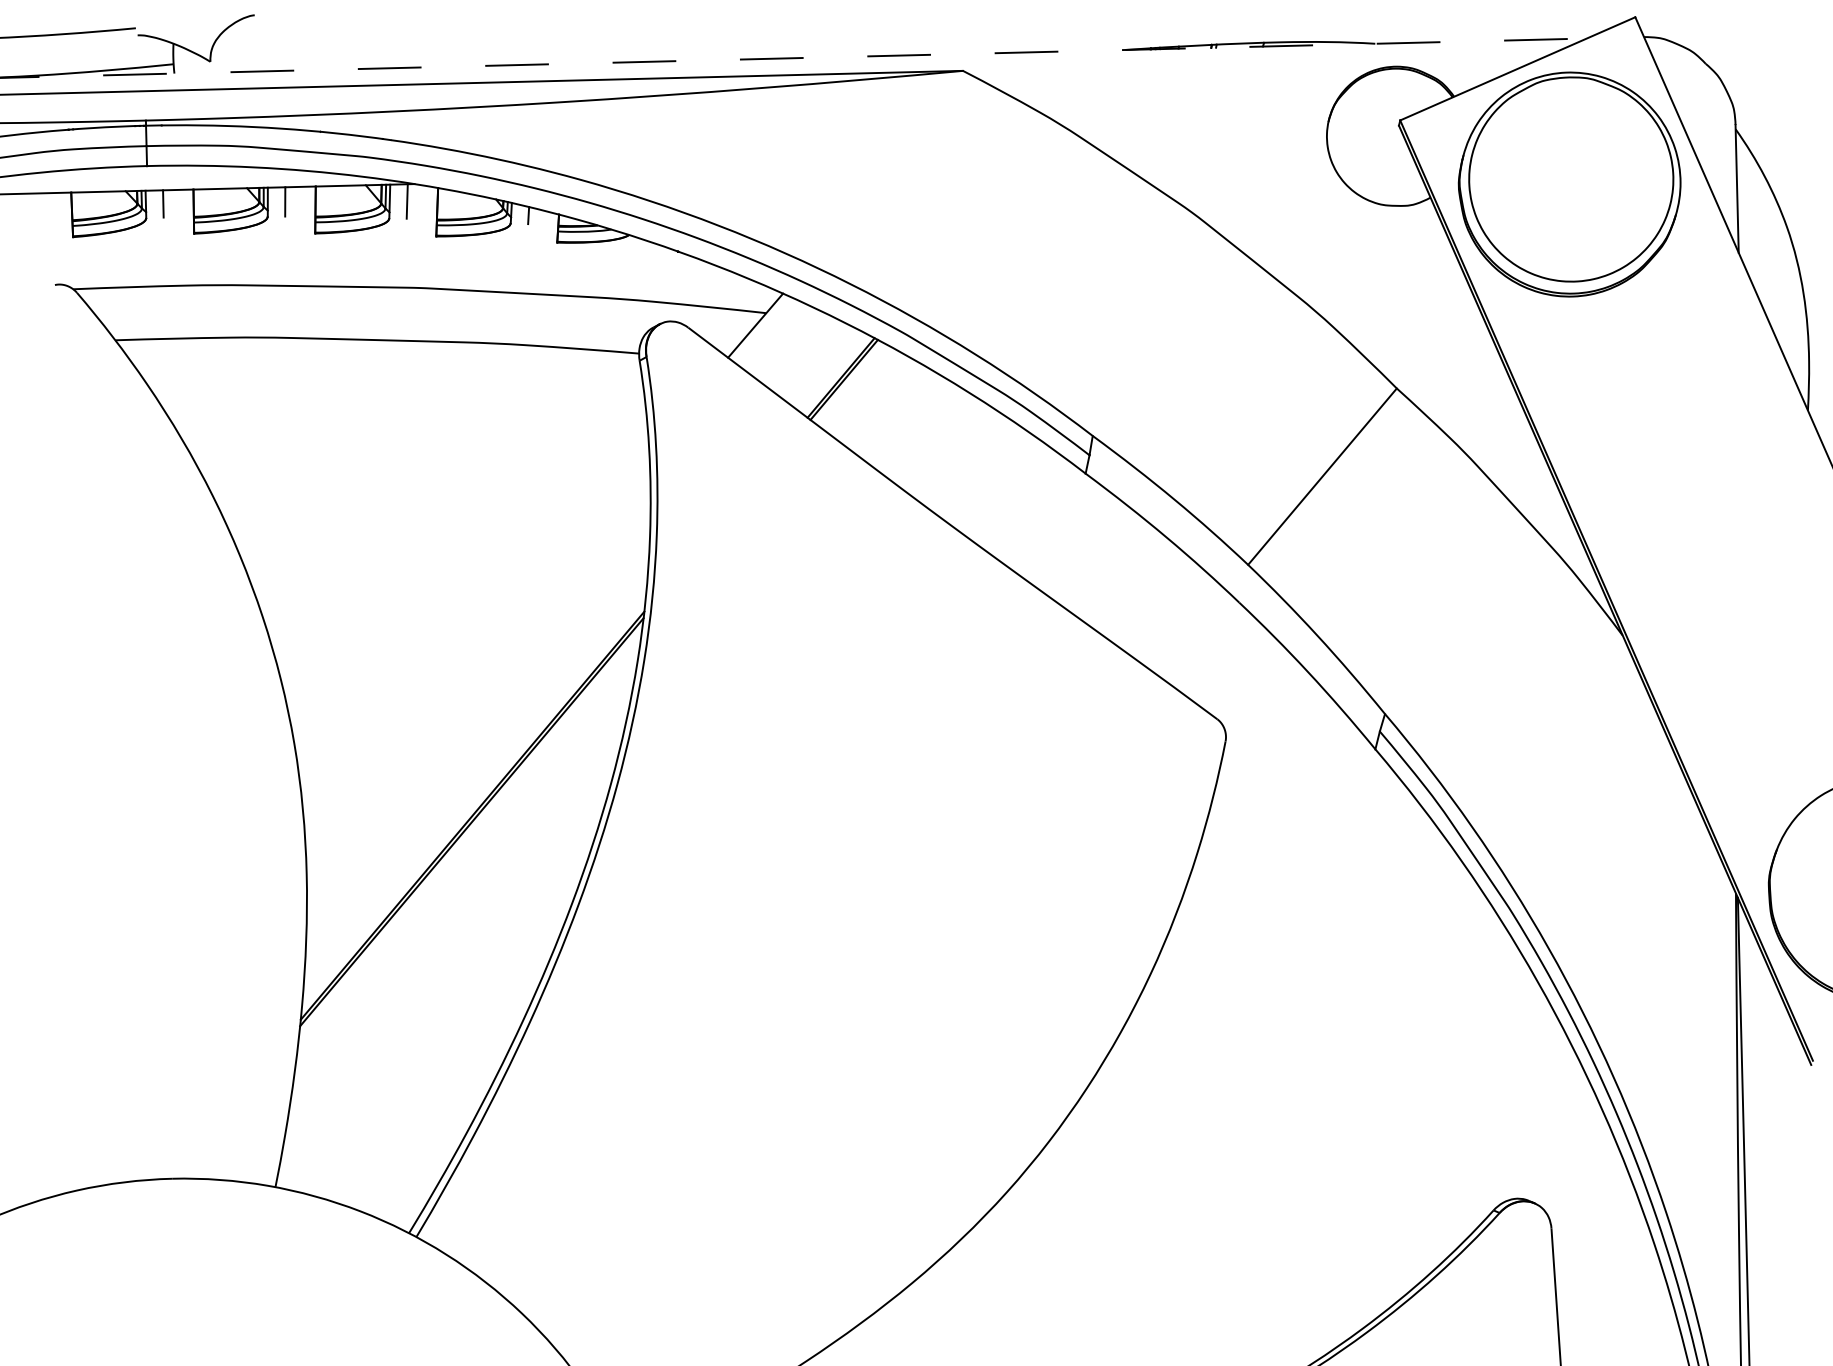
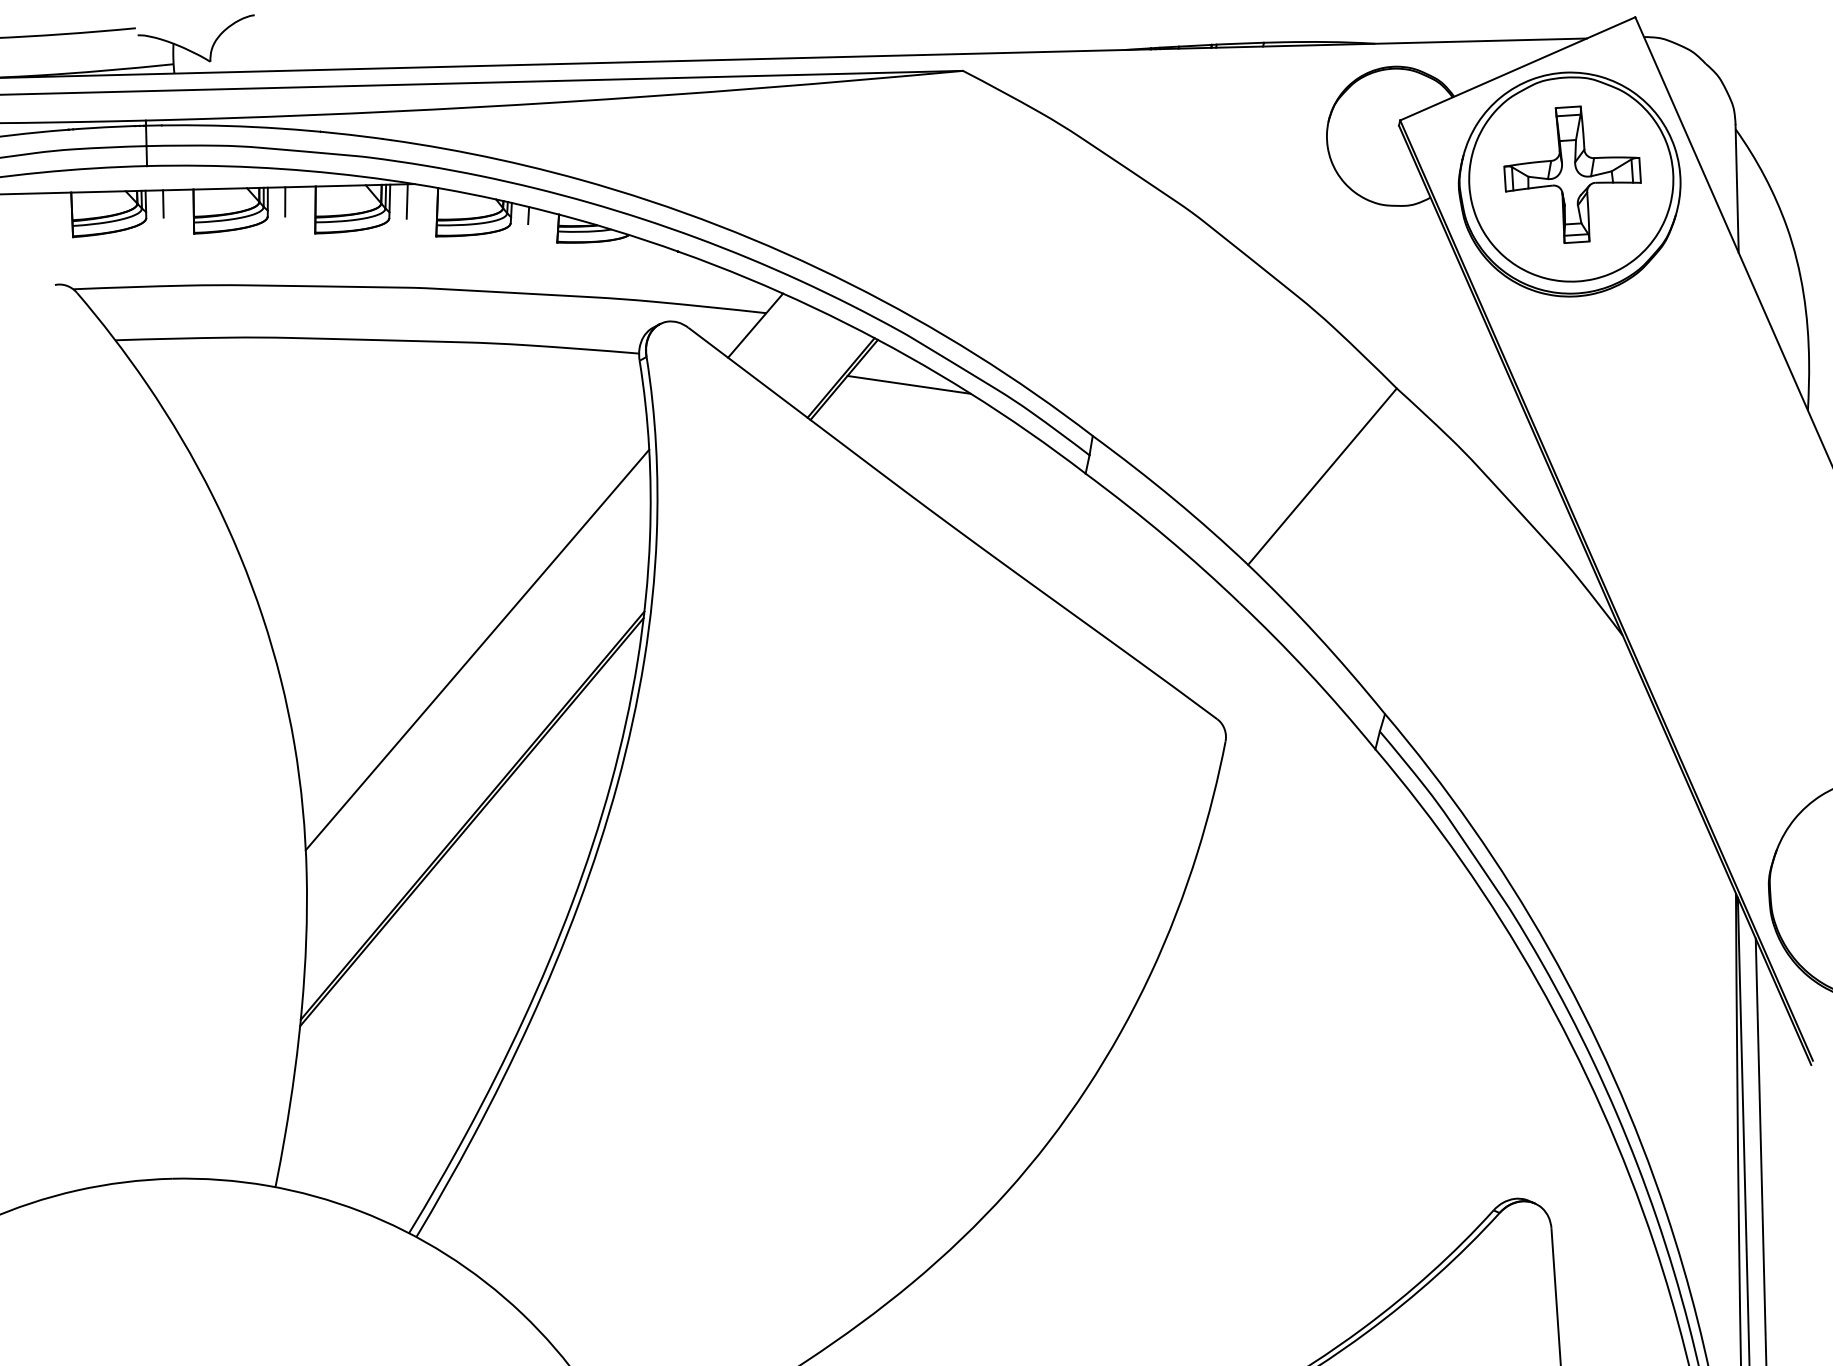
line: dashed -> solid (794, 58)
part: none -> present (1572, 174)
line: none -> present (908, 384)
line: none -> present (477, 649)
line: none -> present (1760, 1150)
